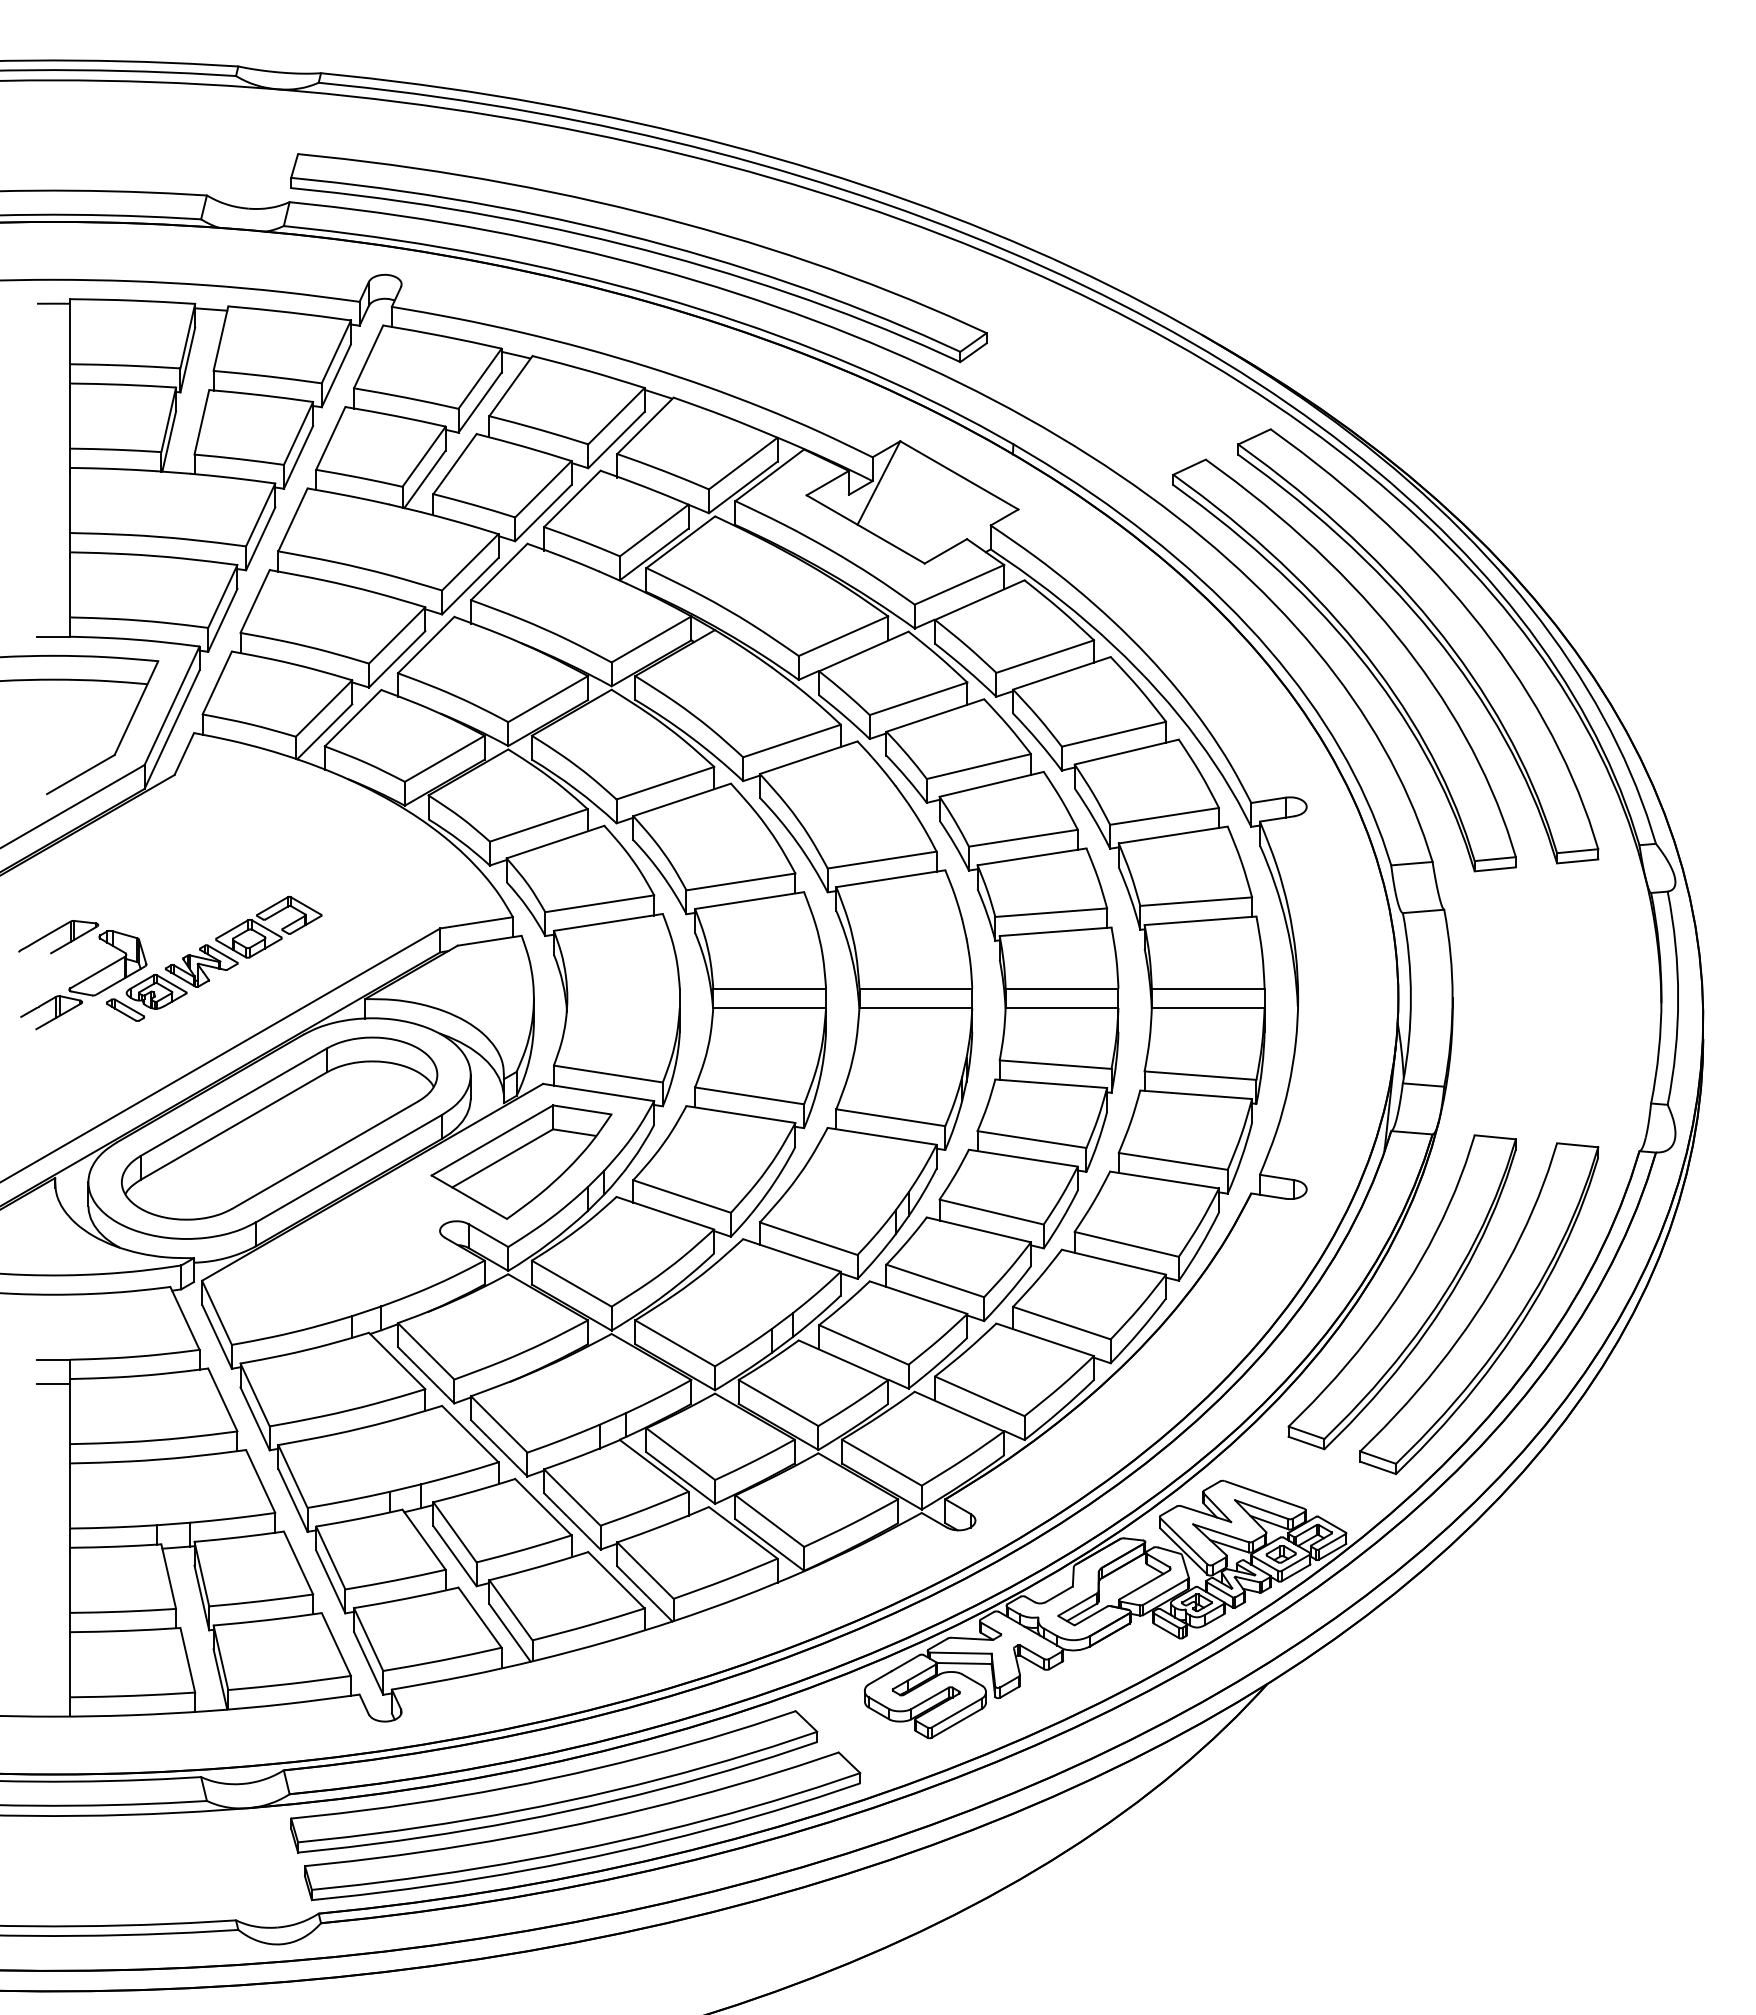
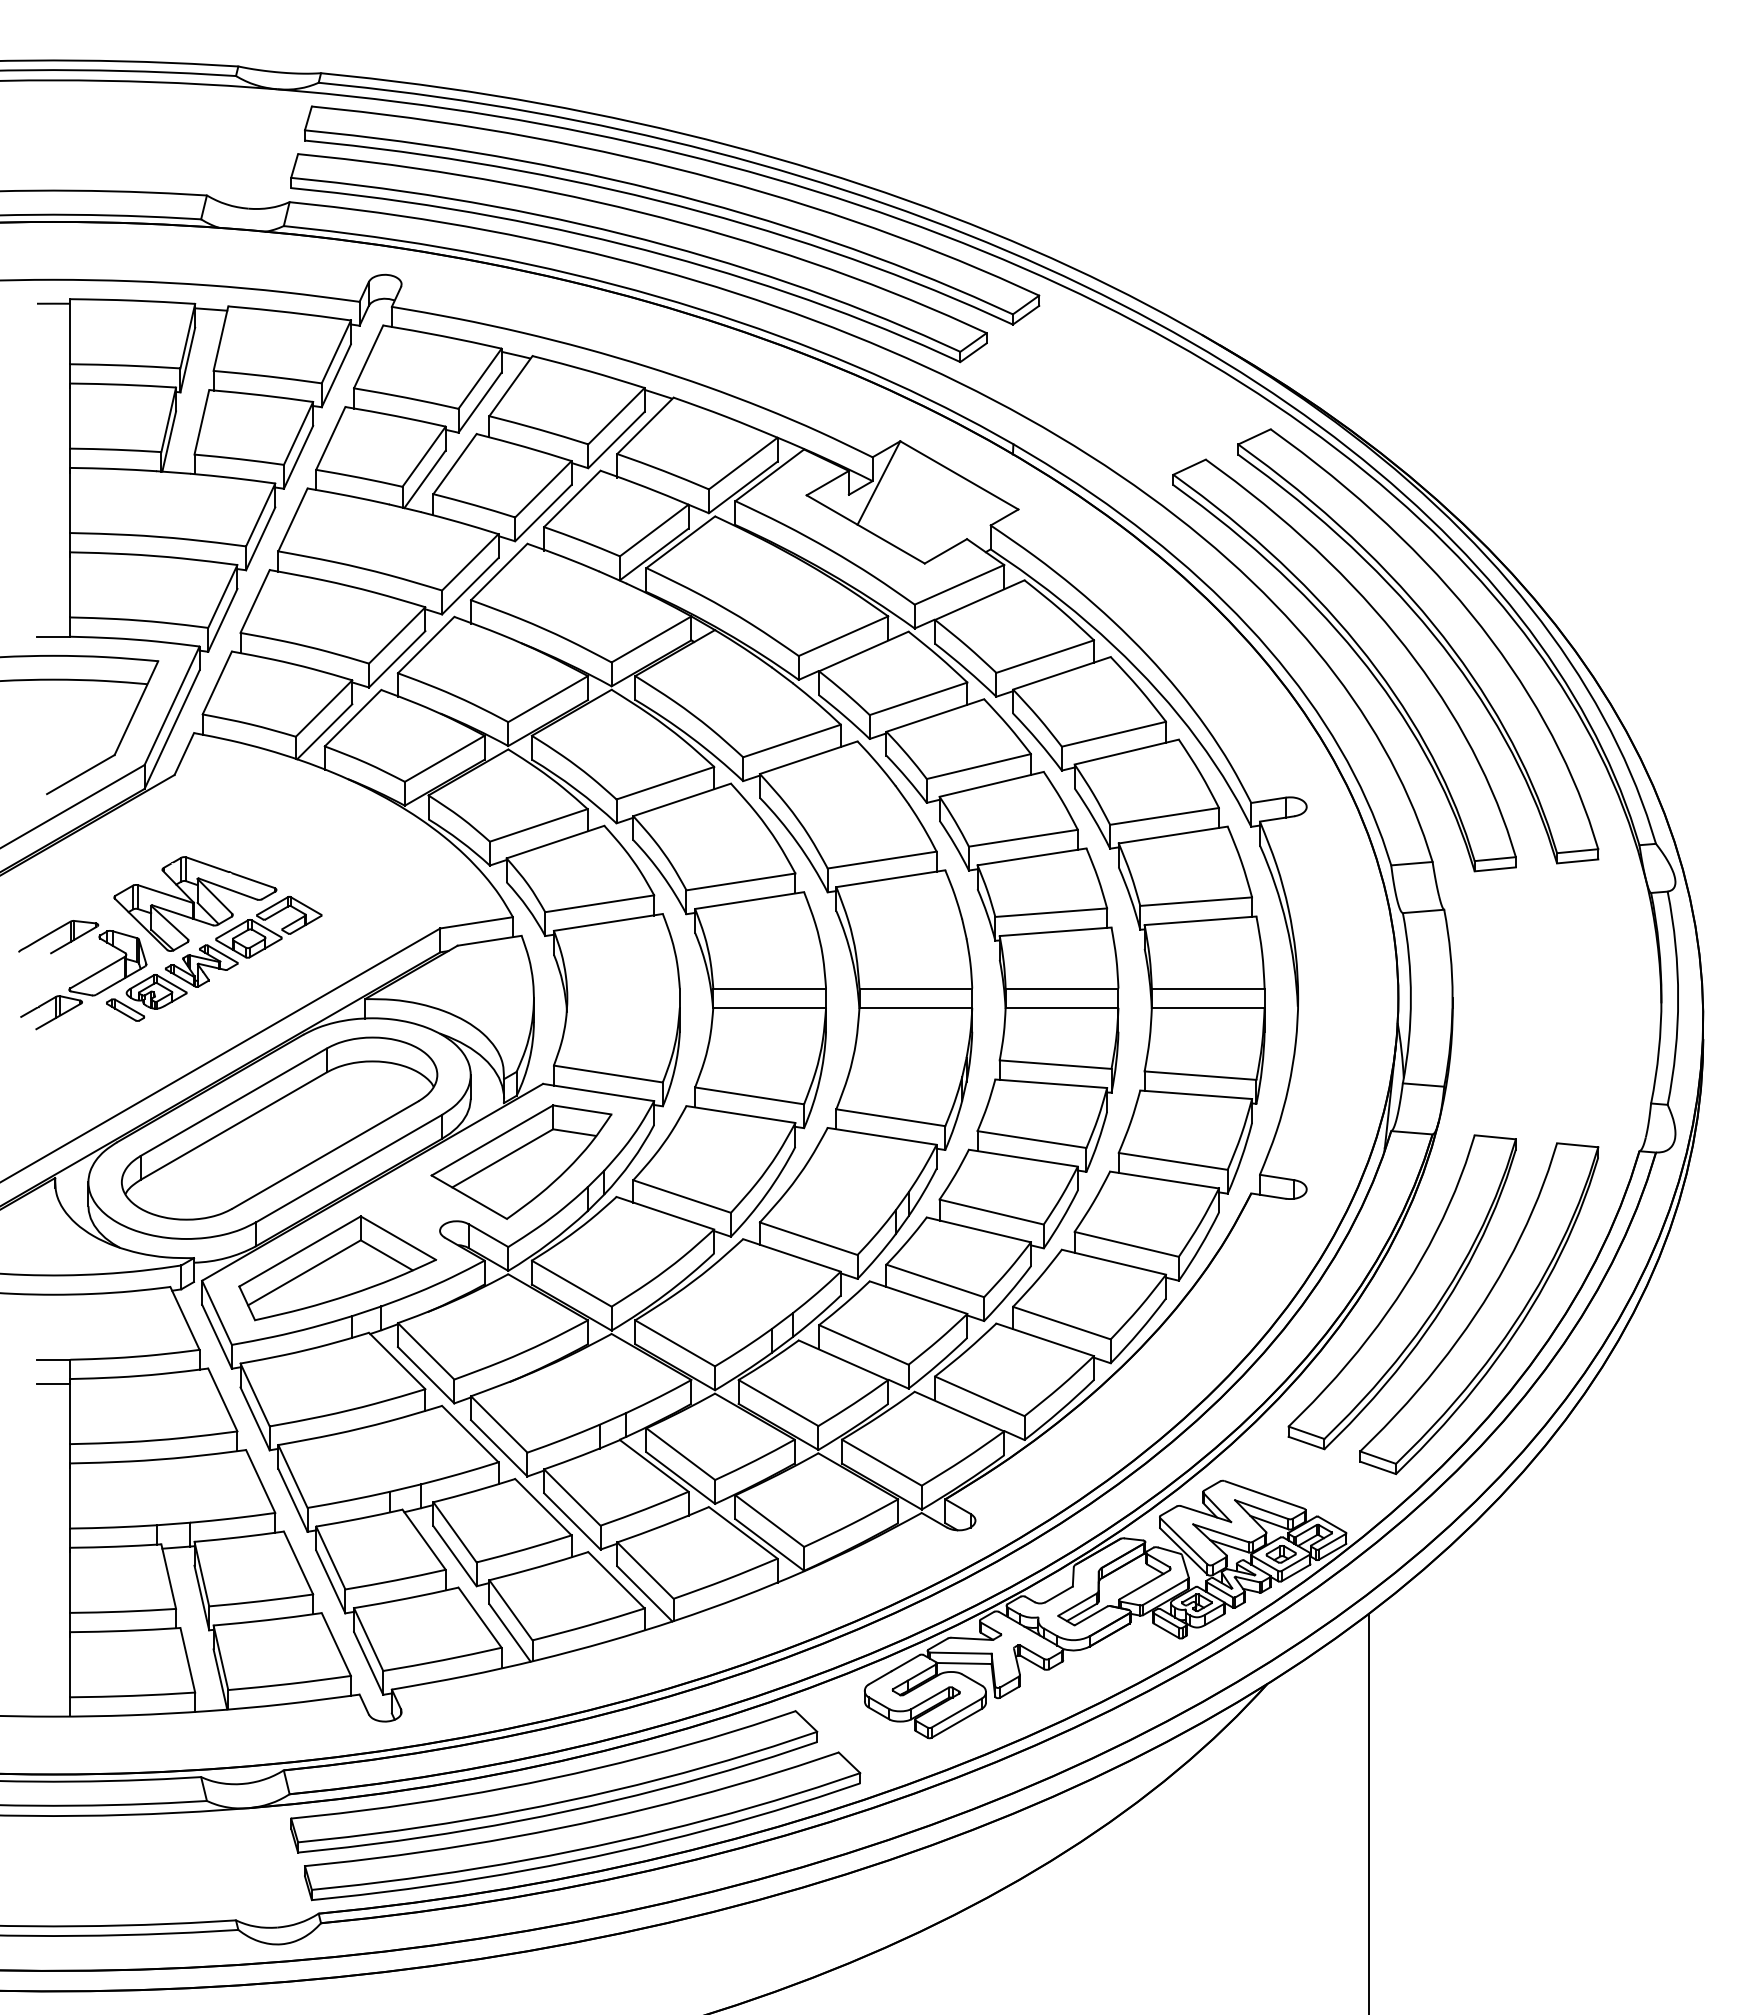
part: none -> present (676, 206)
part: none -> present (195, 903)
part: none -> present (337, 1268)
line: none -> present (1369, 1812)
